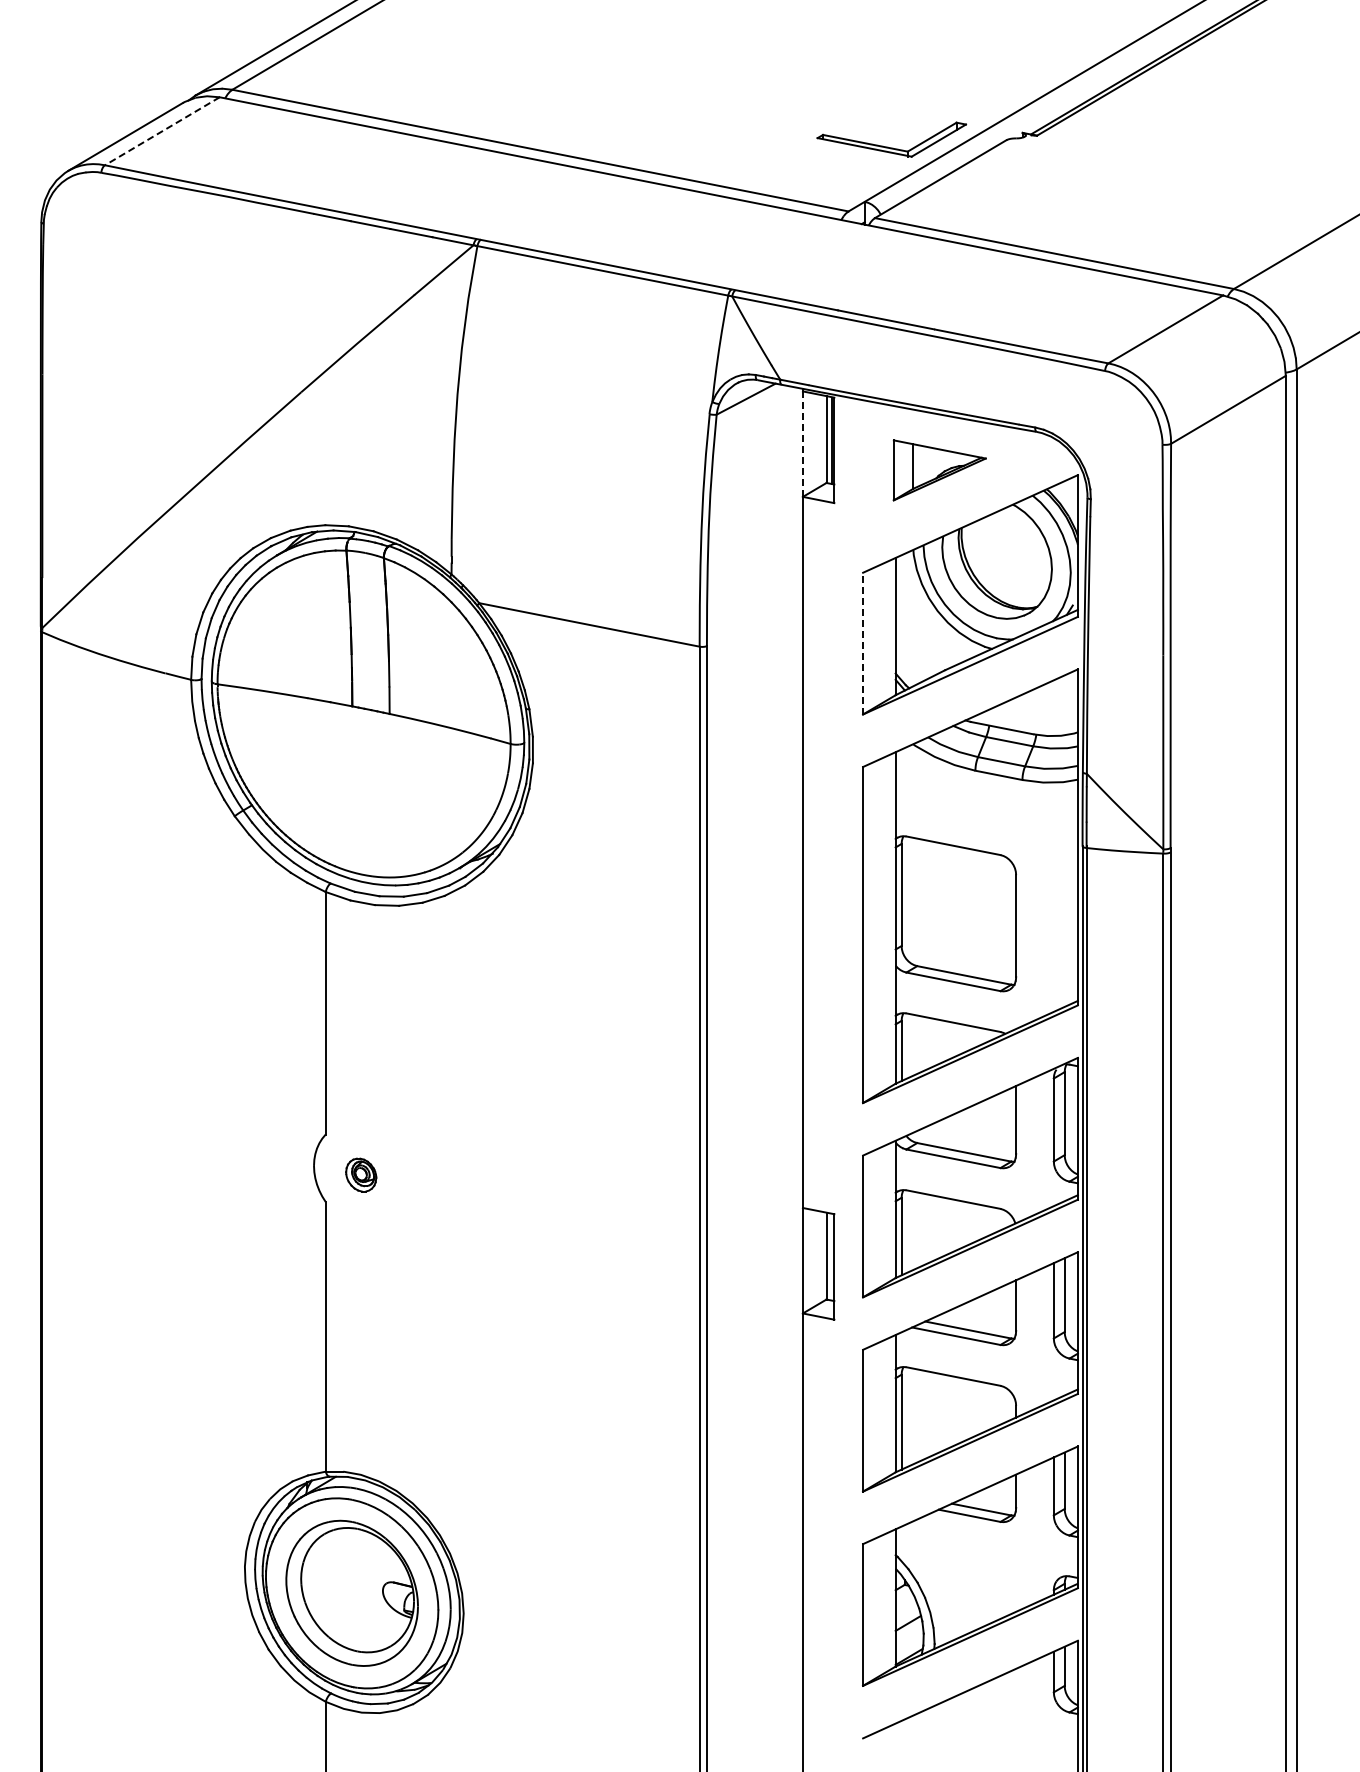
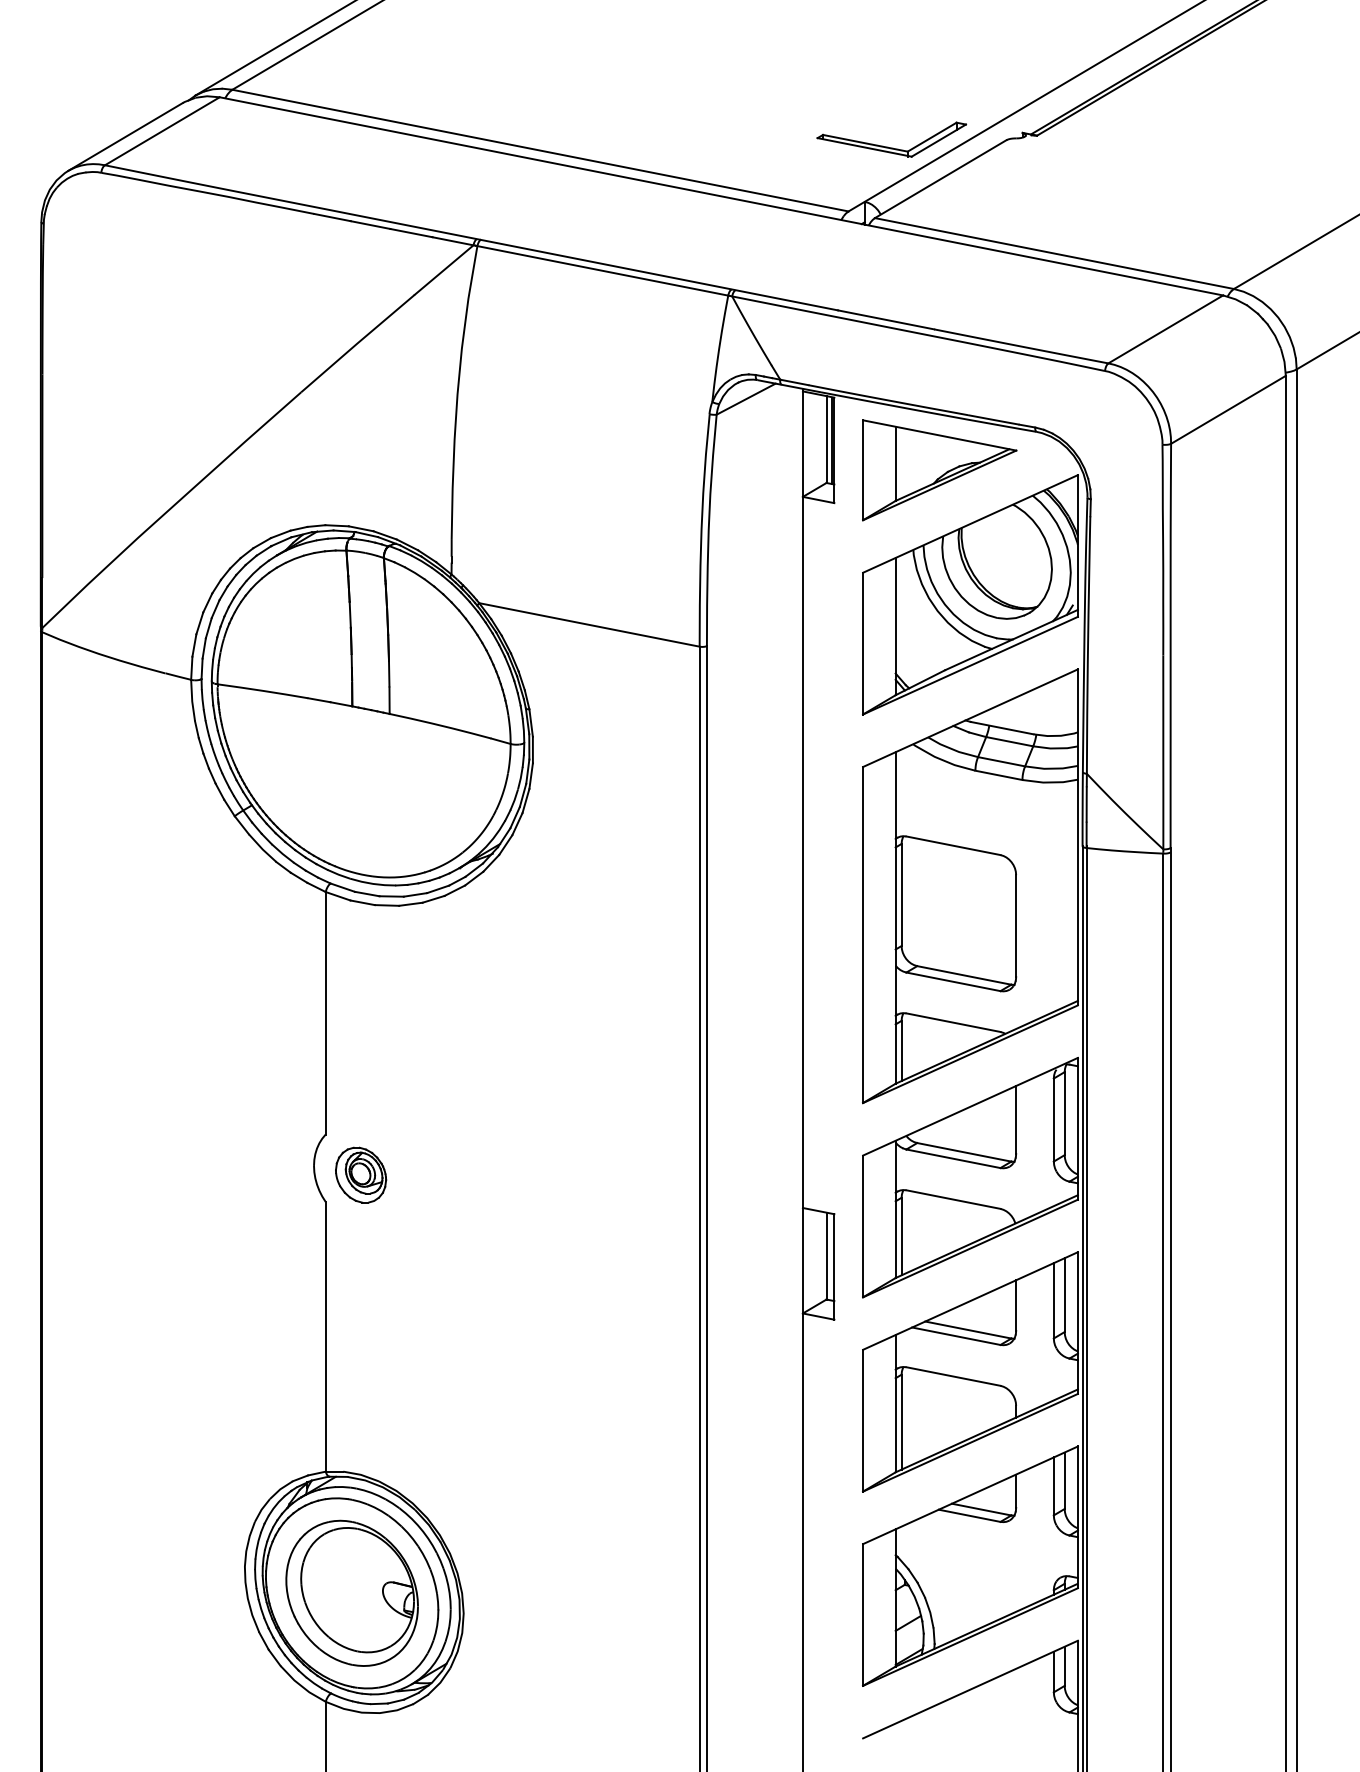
line: dashed -> solid (162, 131)
line: dashed -> solid (802, 444)
part size: 95x63 px -> 156x103 px (939, 470)
line: dashed -> solid (863, 643)
part size: 33x36 px -> 53x58 px (361, 1174)
